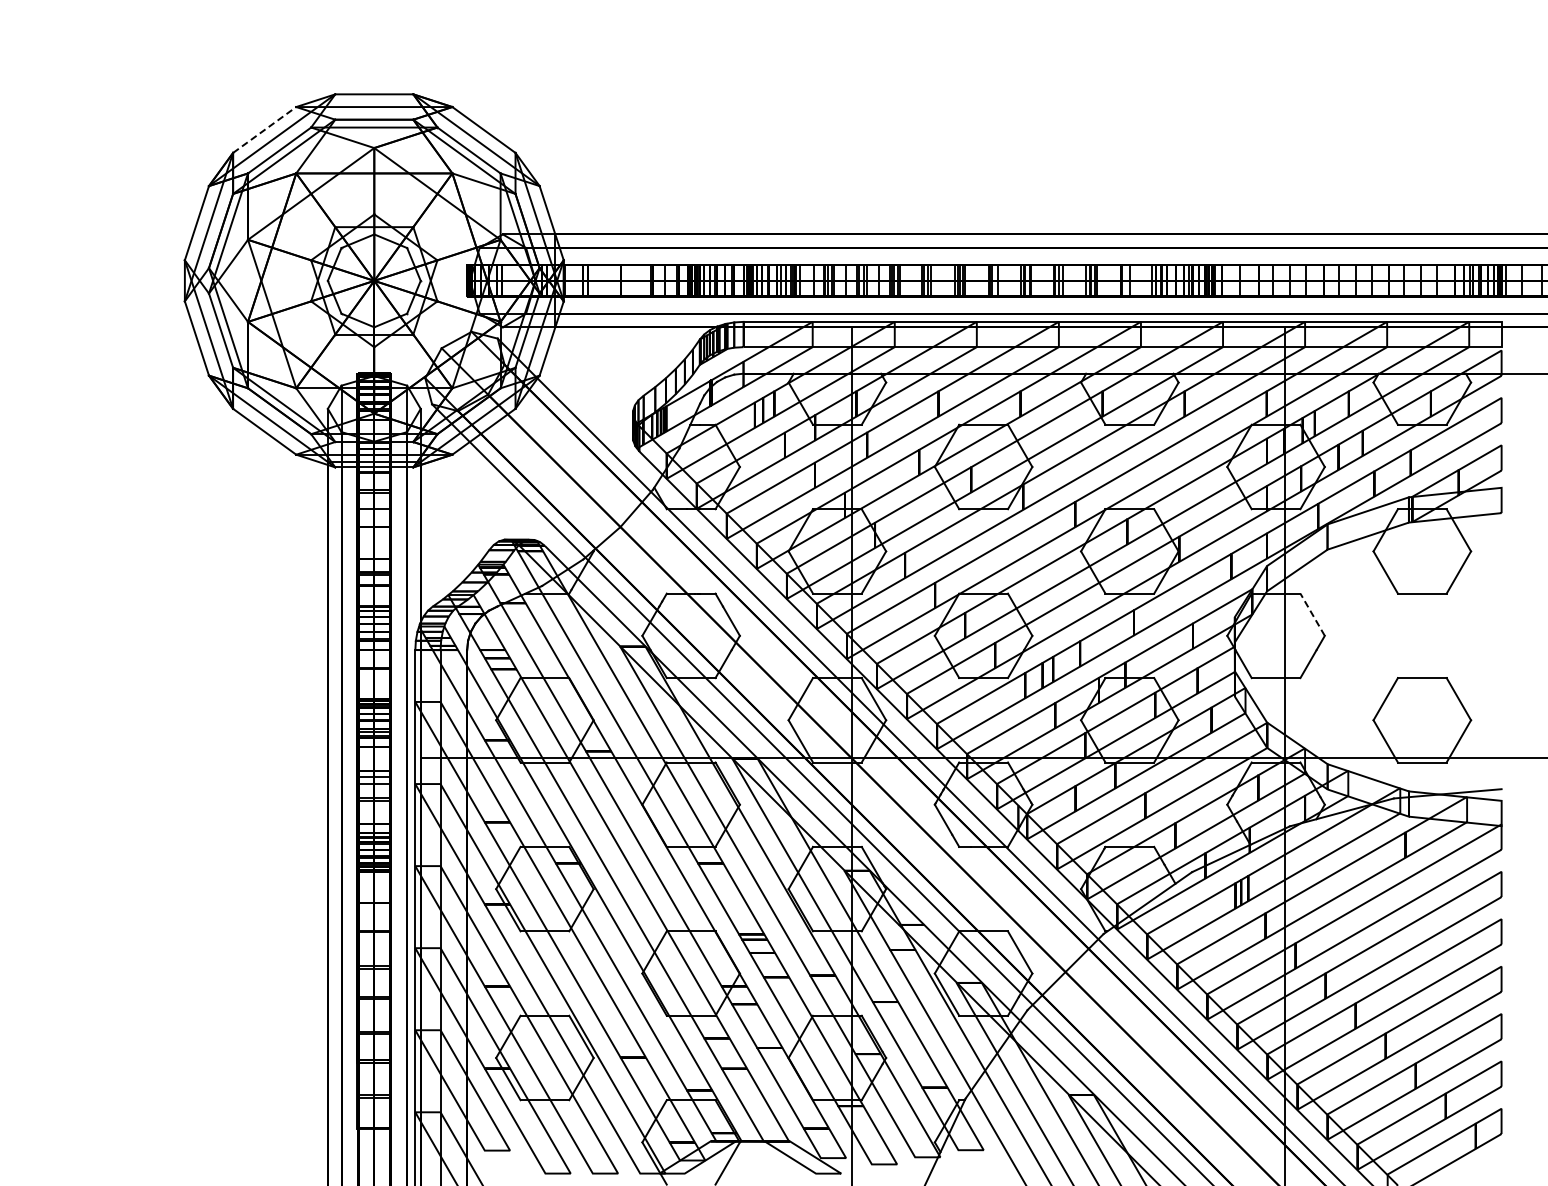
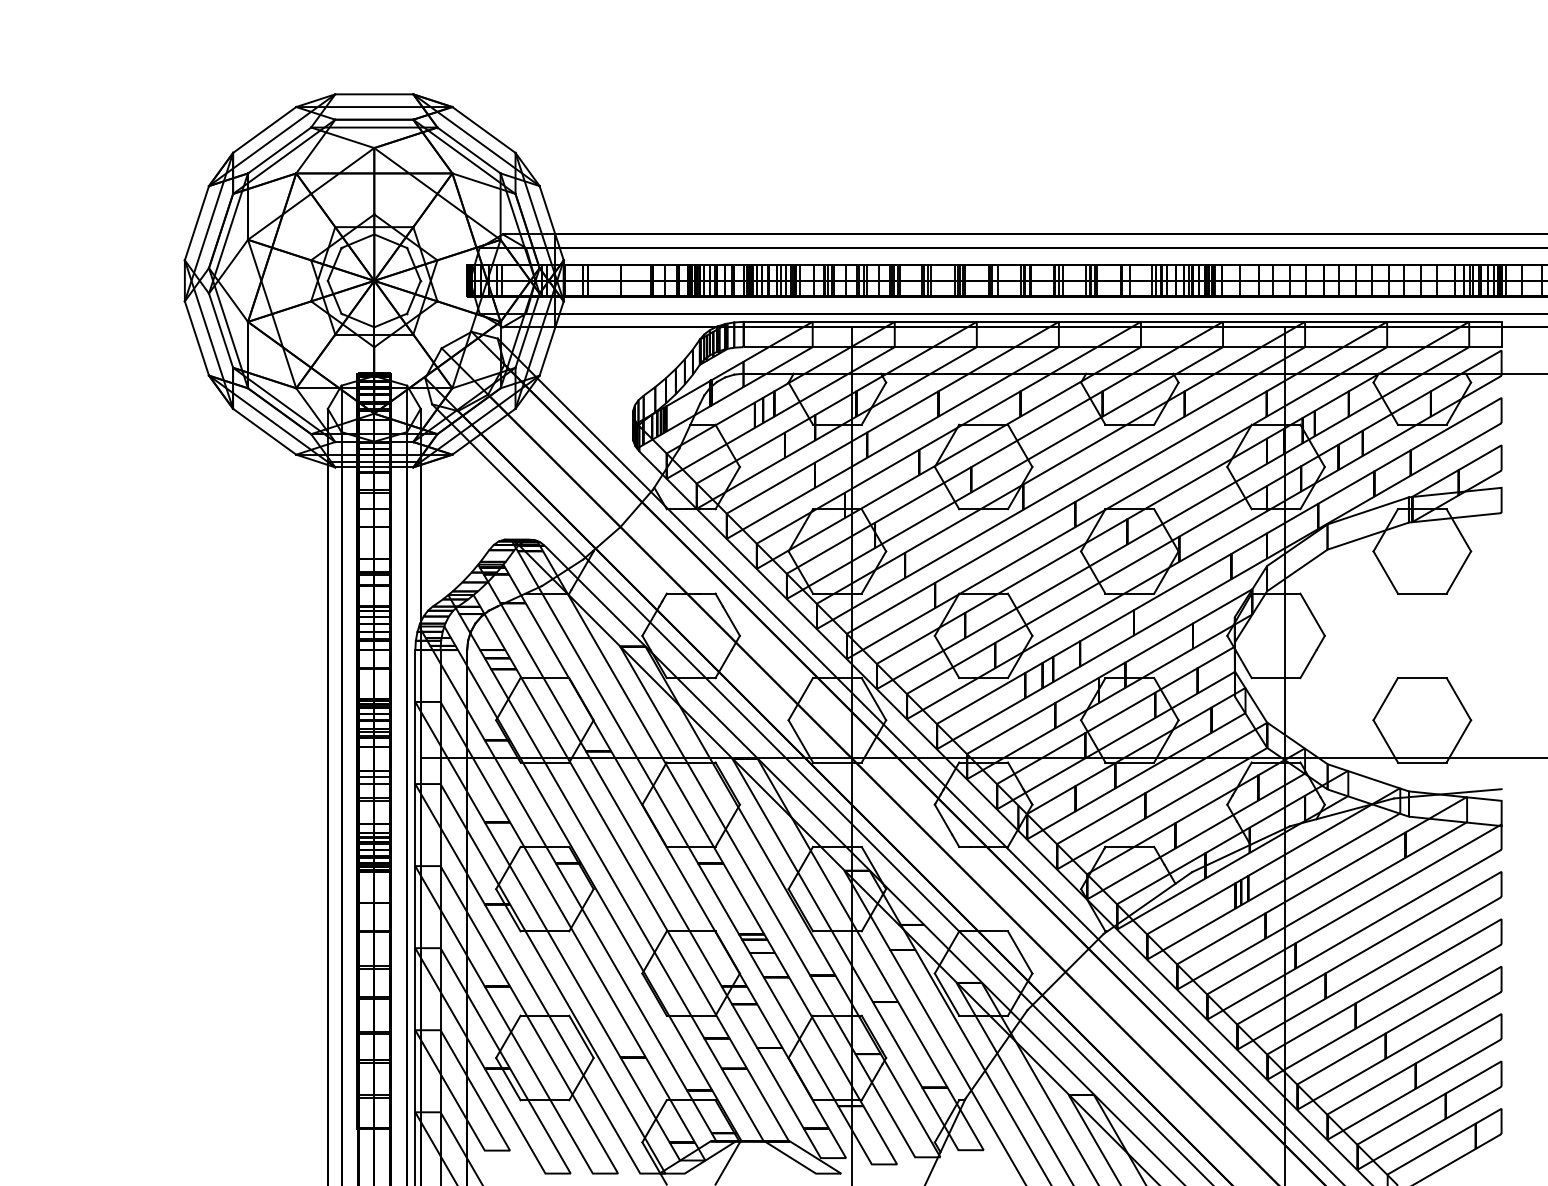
line: dashed -> solid (265, 129)
line: dashed -> solid (1312, 614)
